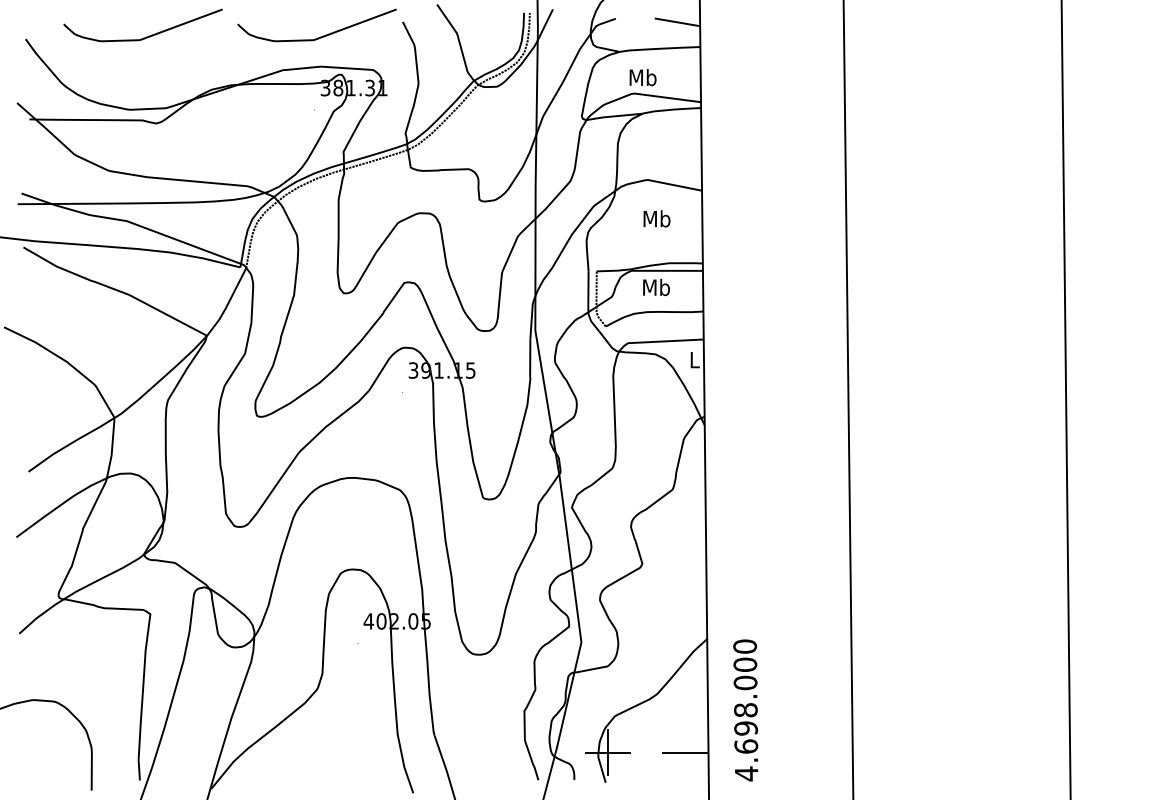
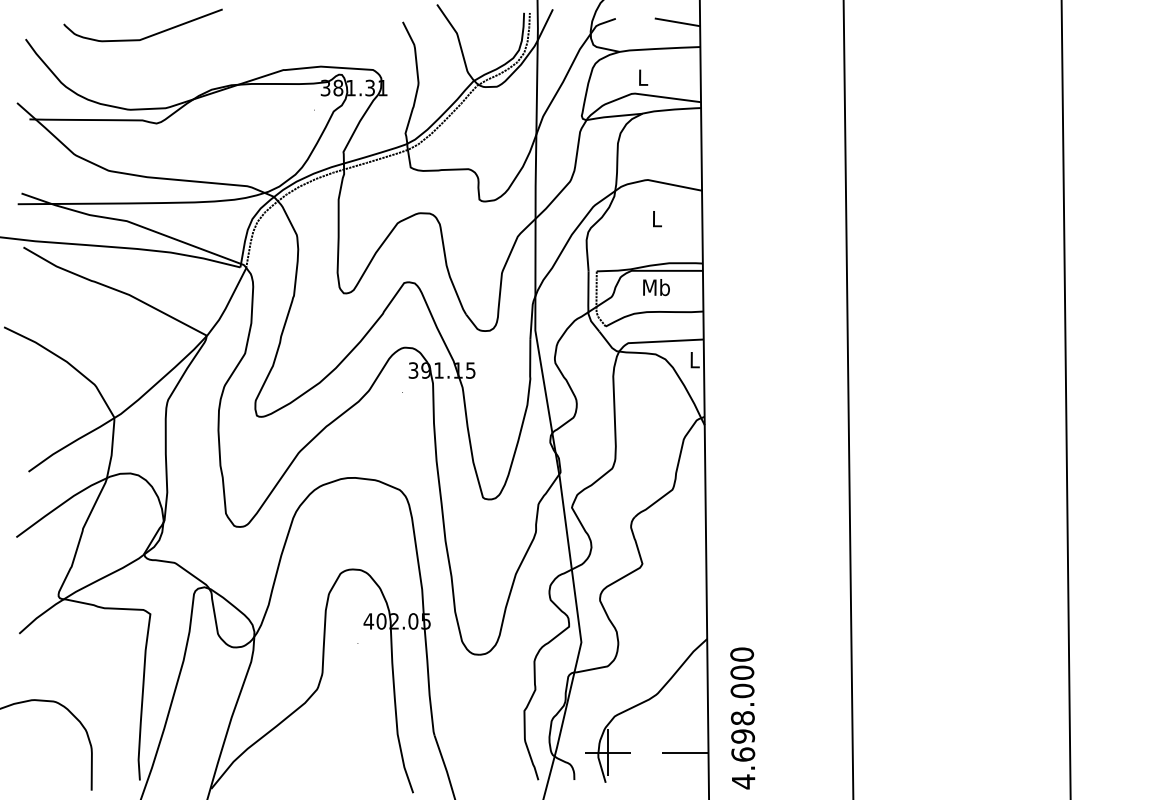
curve: present -> none (320, 36)
text: Mb -> L (642, 77)
text: Mb -> L (656, 218)
text position: (745, 710) -> (742, 718) (742, 718)
